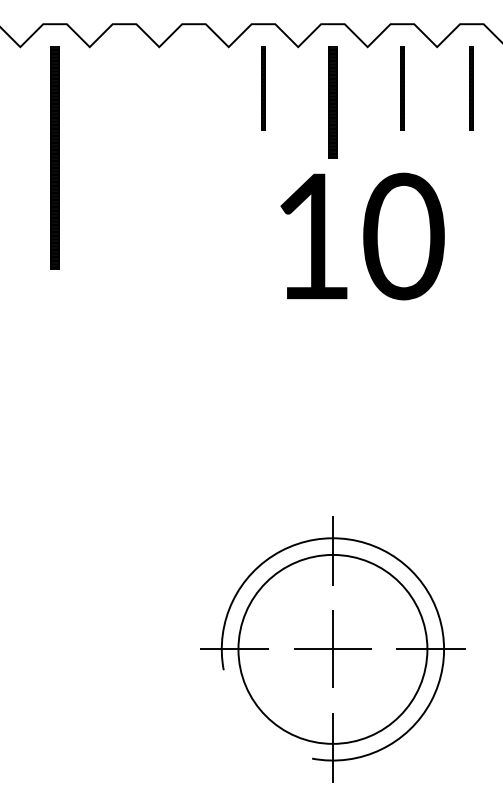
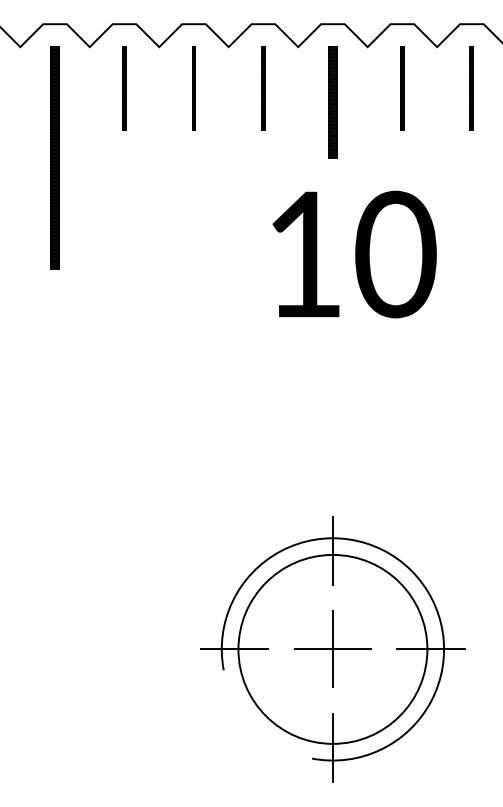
line: none -> present (124, 88)
line: none -> present (193, 88)
text position: (362, 236) -> (354, 254) (354, 254)
